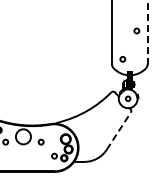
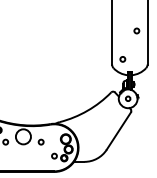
line: dashed -> solid (147, 32)
line: dashed -> solid (119, 130)
